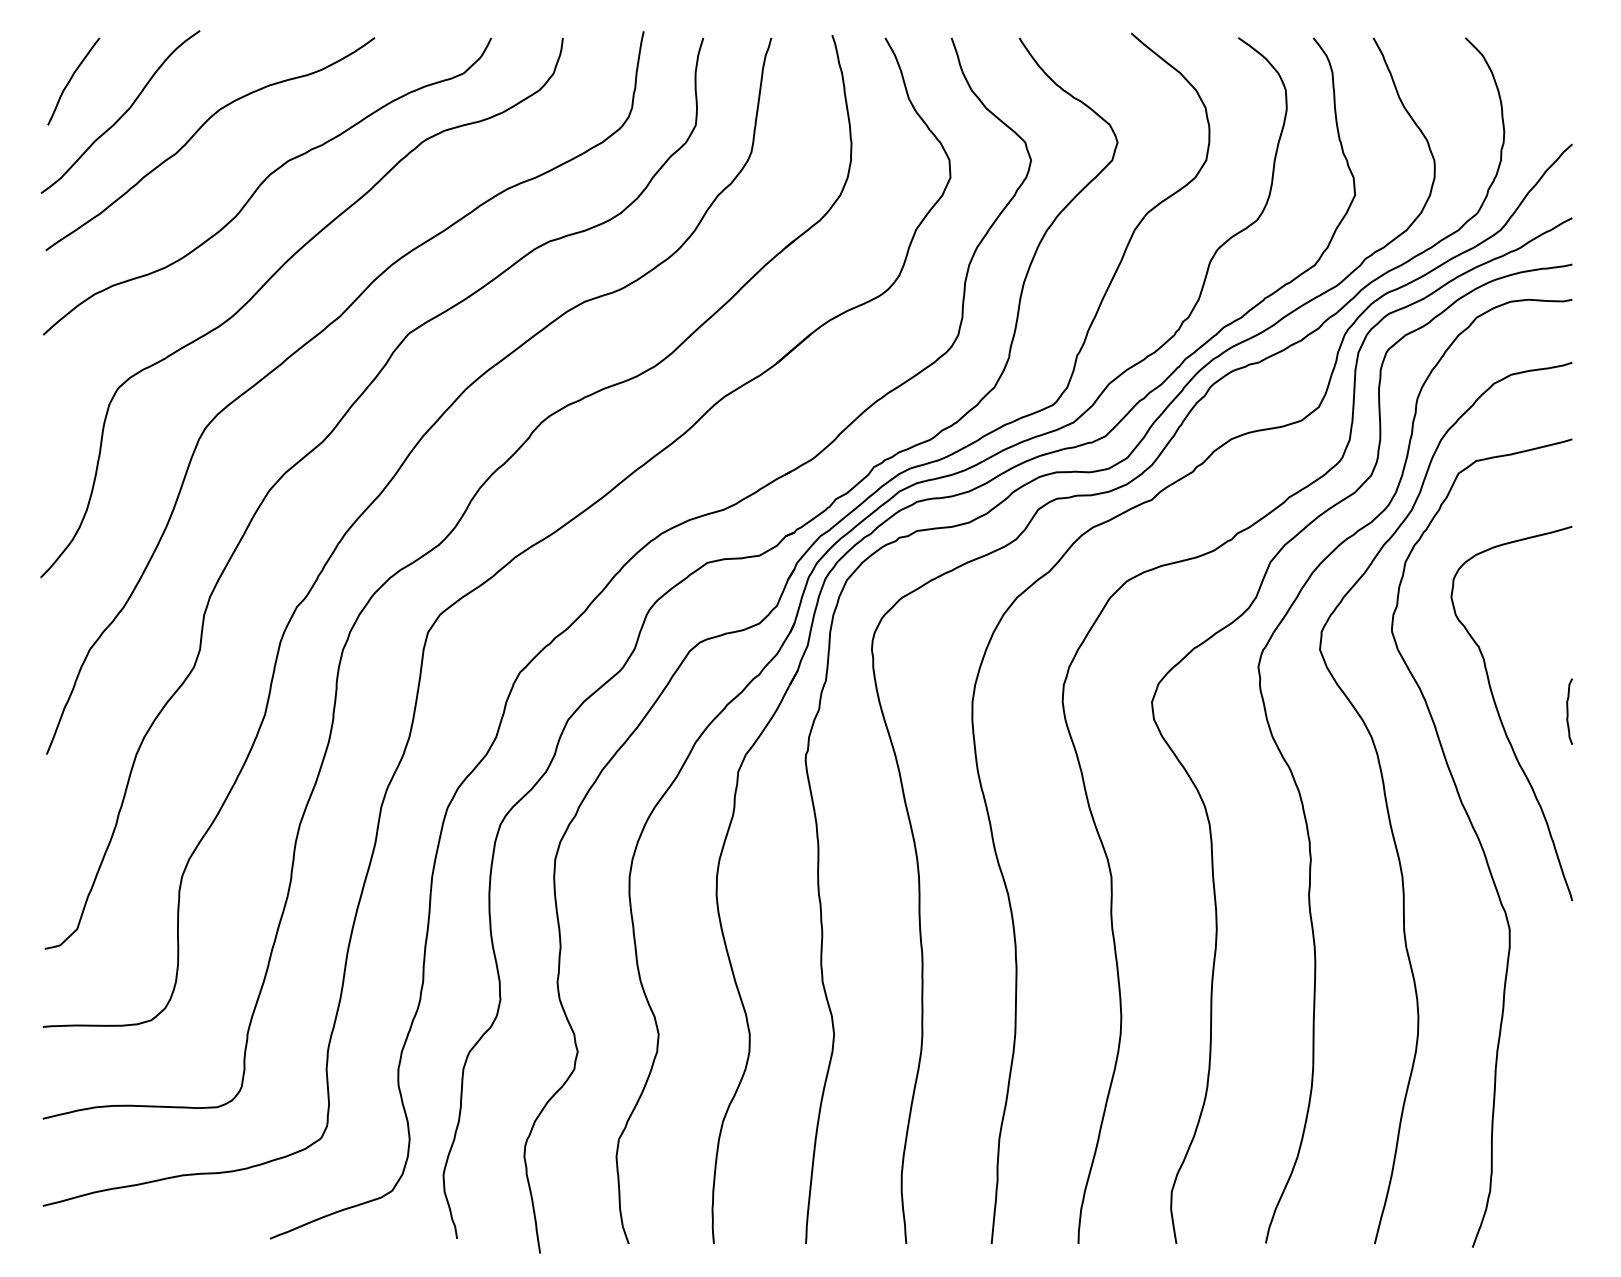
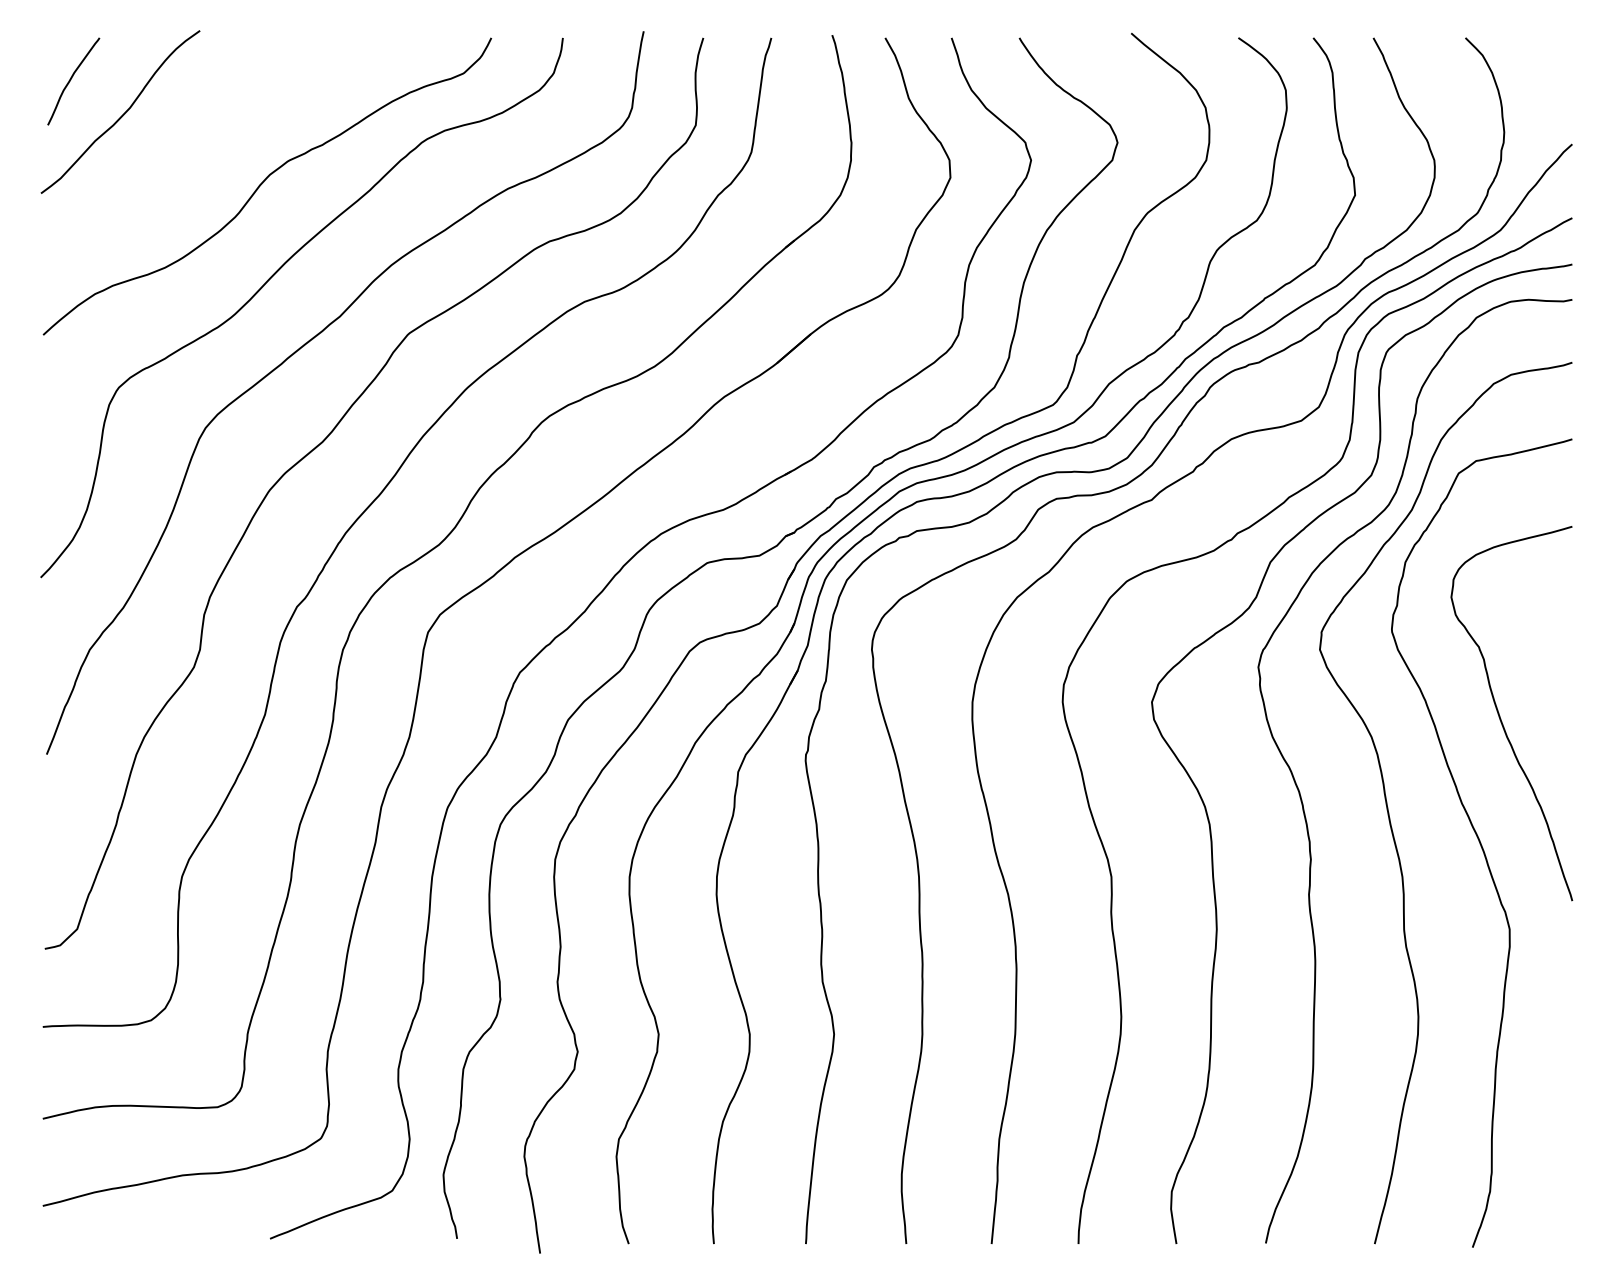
curve: present -> none (198, 131)
curve: present -> none (1568, 711)
